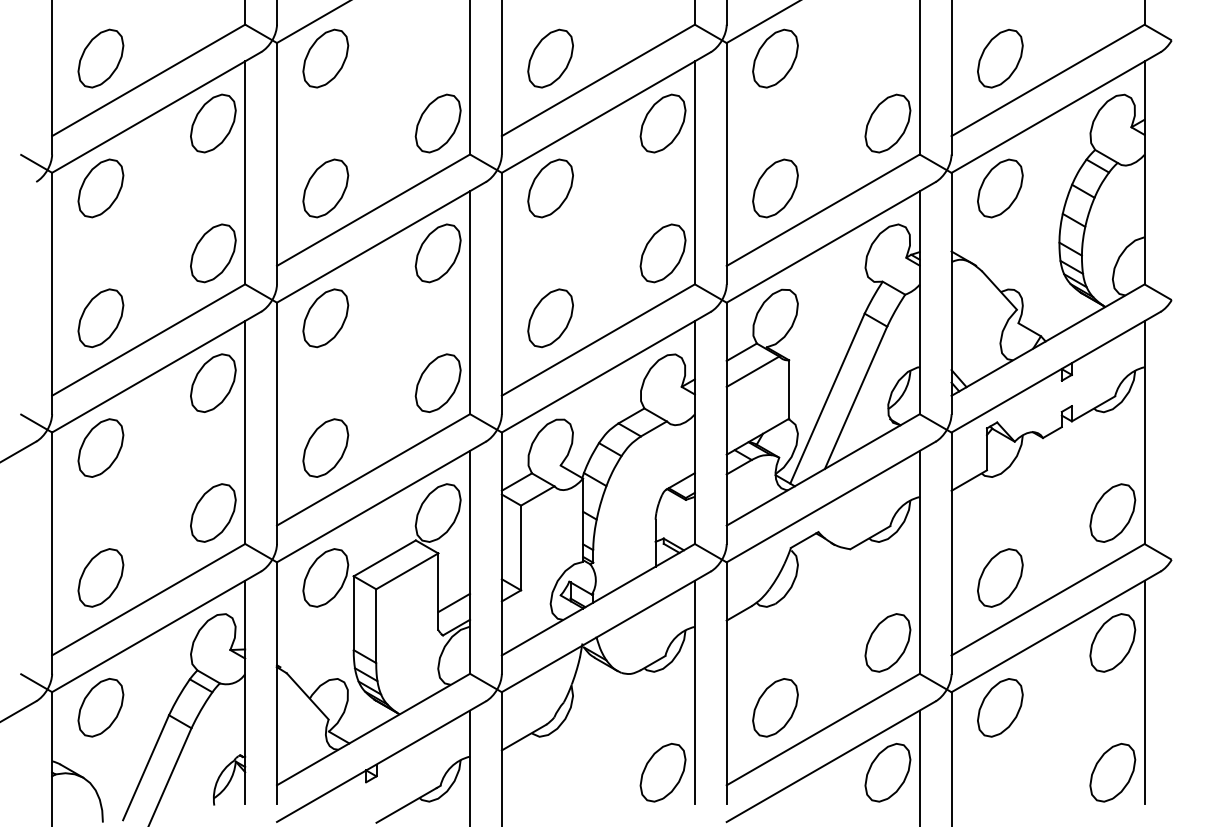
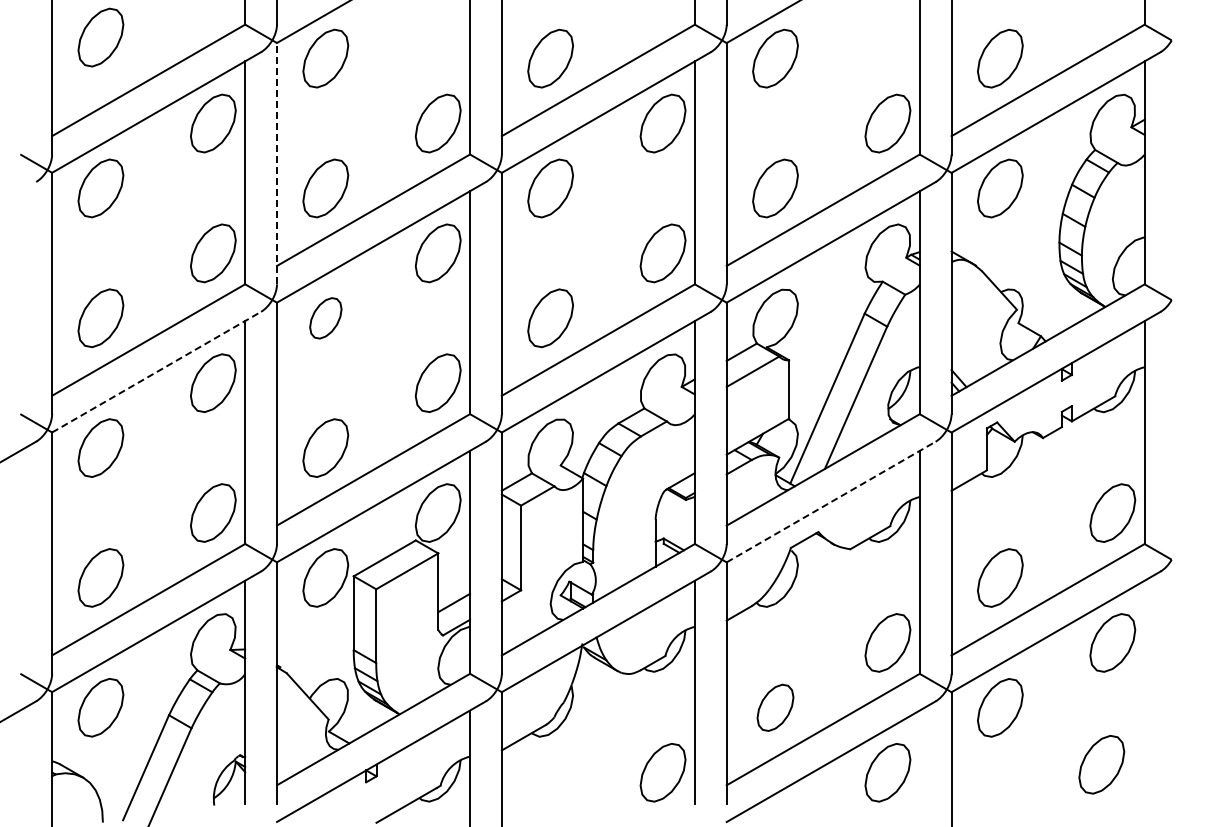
part position: (100, 58) -> (100, 37) (100, 37)
line: solid -> dashed (276, 163)
part size: 48x61 px -> 34x43 px (325, 318)
line: solid -> dashed (156, 372)
line: solid -> dashed (831, 502)
line: present -> none (1144, 691)
part size: 47x60 px -> 39x49 px (775, 707)
line: present -> none (919, 766)
part position: (1112, 772) -> (1101, 764) (1101, 764)
